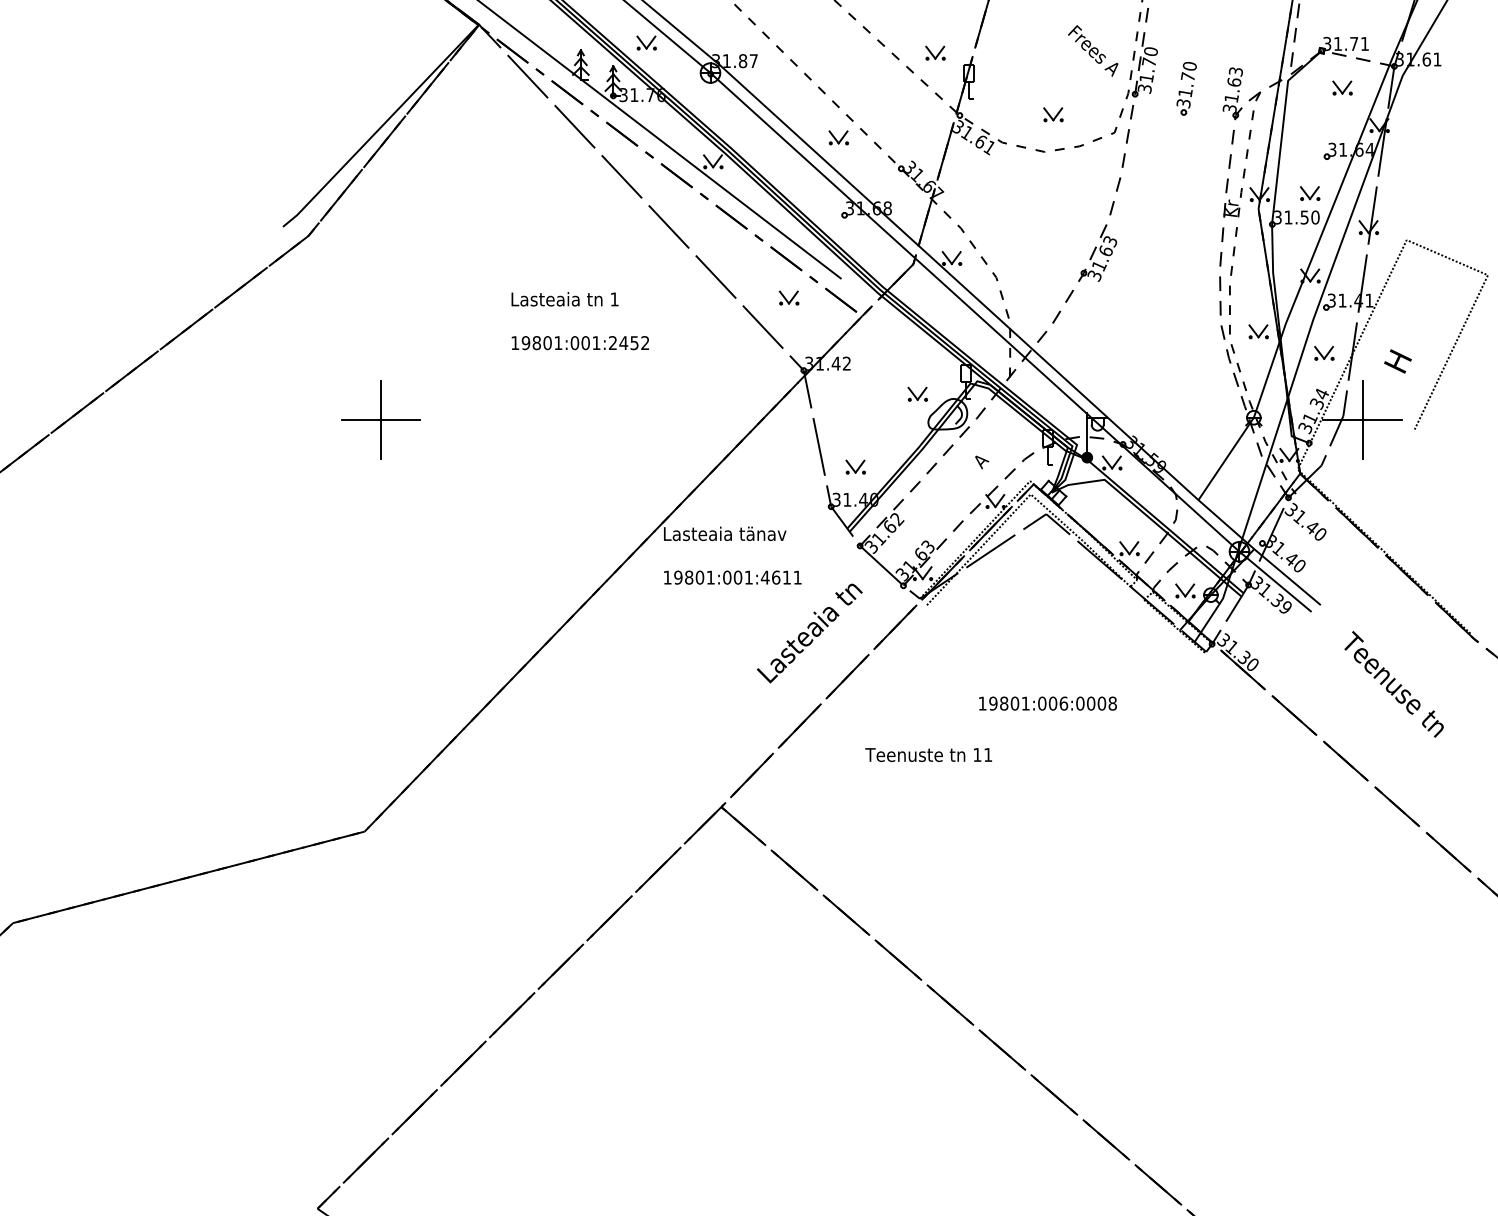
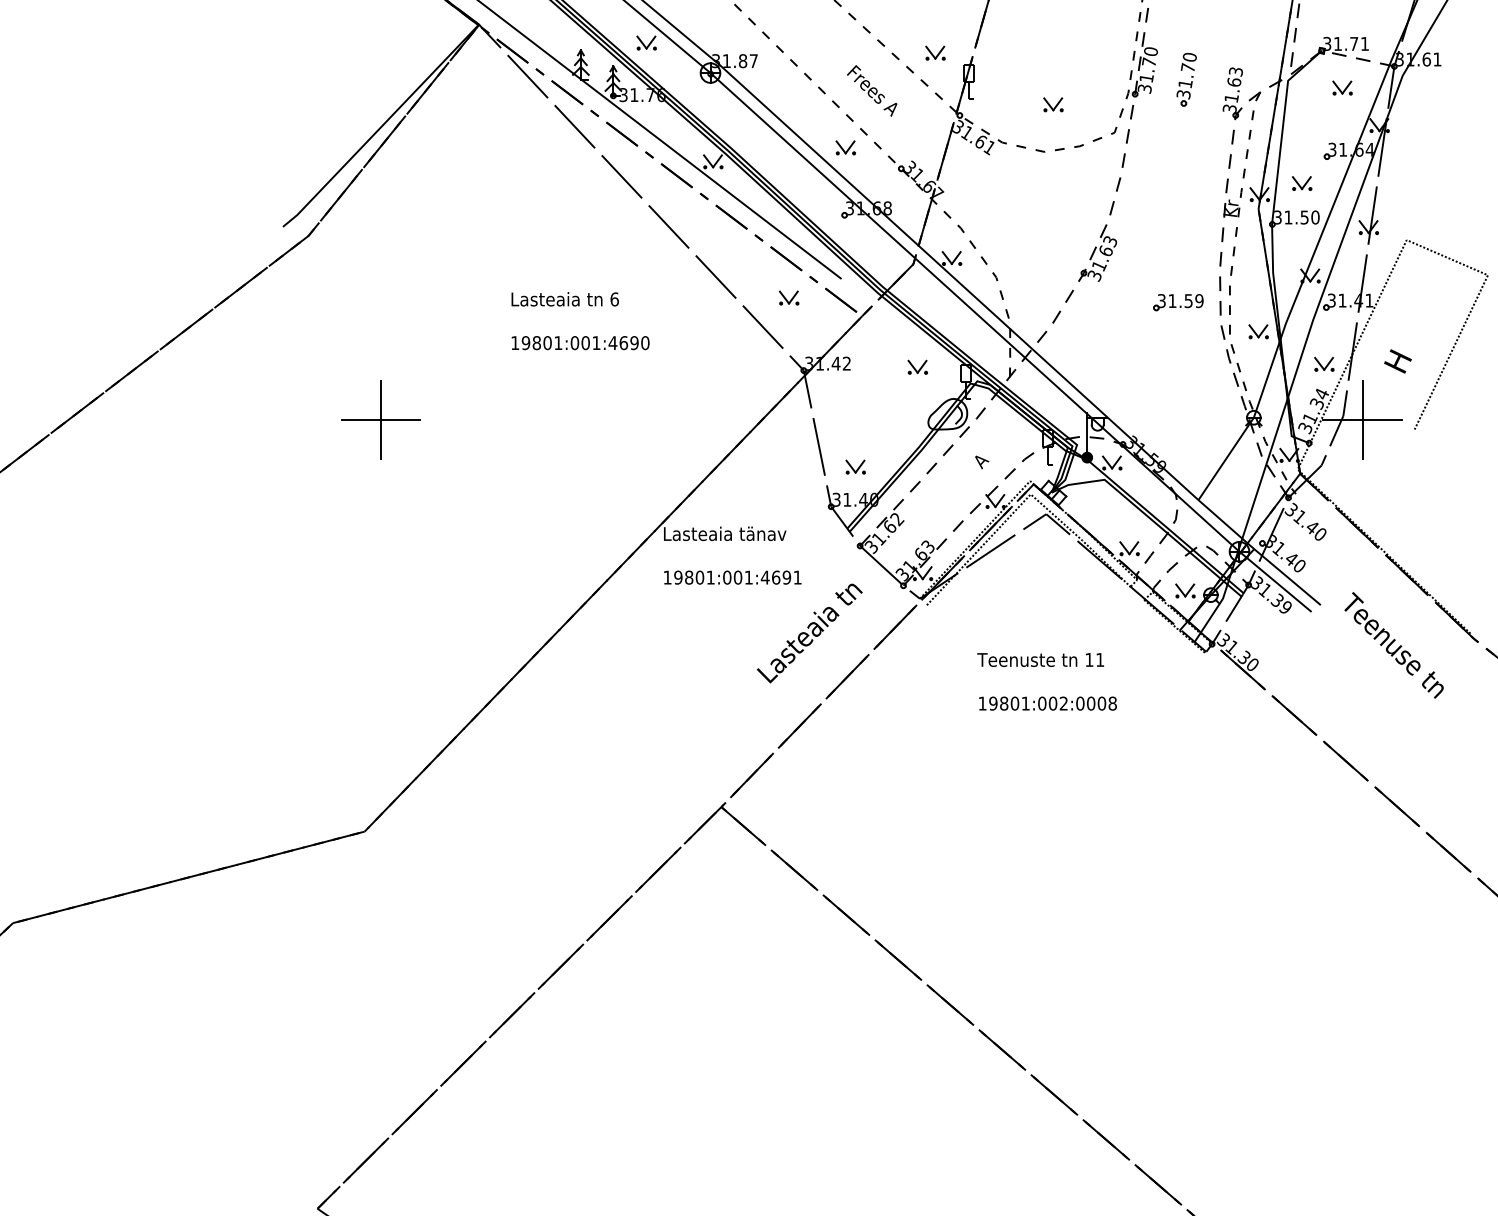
text position: (1093, 50) -> (872, 90) (872, 90)
part position: (1186, 88) -> (1186, 79) (1186, 79)
part position: (1053, 114) -> (1053, 104) (1053, 104)
part position: (838, 137) -> (845, 147) (845, 147)
part position: (1310, 193) -> (1302, 183) (1302, 183)
text: 1 -> 6 (614, 299)
part: none -> present (1178, 302)
text: 19801:001:2452 -> 19801:001:4690 (628, 343)
part position: (1324, 352) -> (1324, 363) (1324, 363)
part position: (917, 393) -> (917, 366) (917, 366)
text: 19801:001:4611 -> 19801:001:4691 (786, 577)
text position: (1393, 684) -> (1393, 645) (1393, 645)
text: 19801:006:0008 -> 19801:002:0008 (1063, 703)
text position: (928, 754) -> (1040, 659) (1040, 659)
